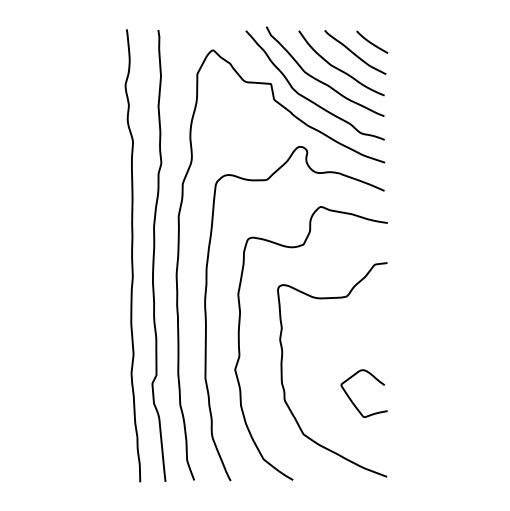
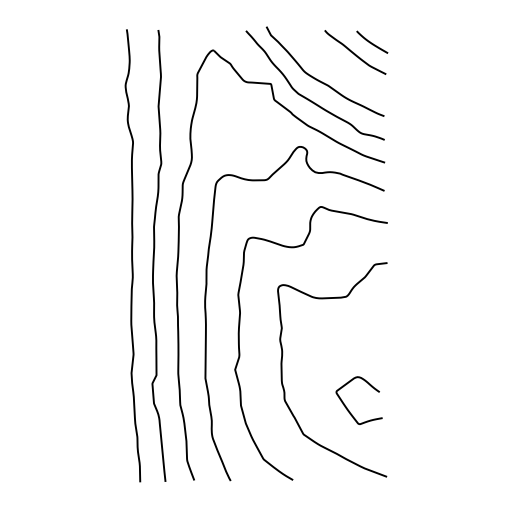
curve: present -> none (339, 68)
curve position: (352, 400) -> (347, 407) (347, 407)
